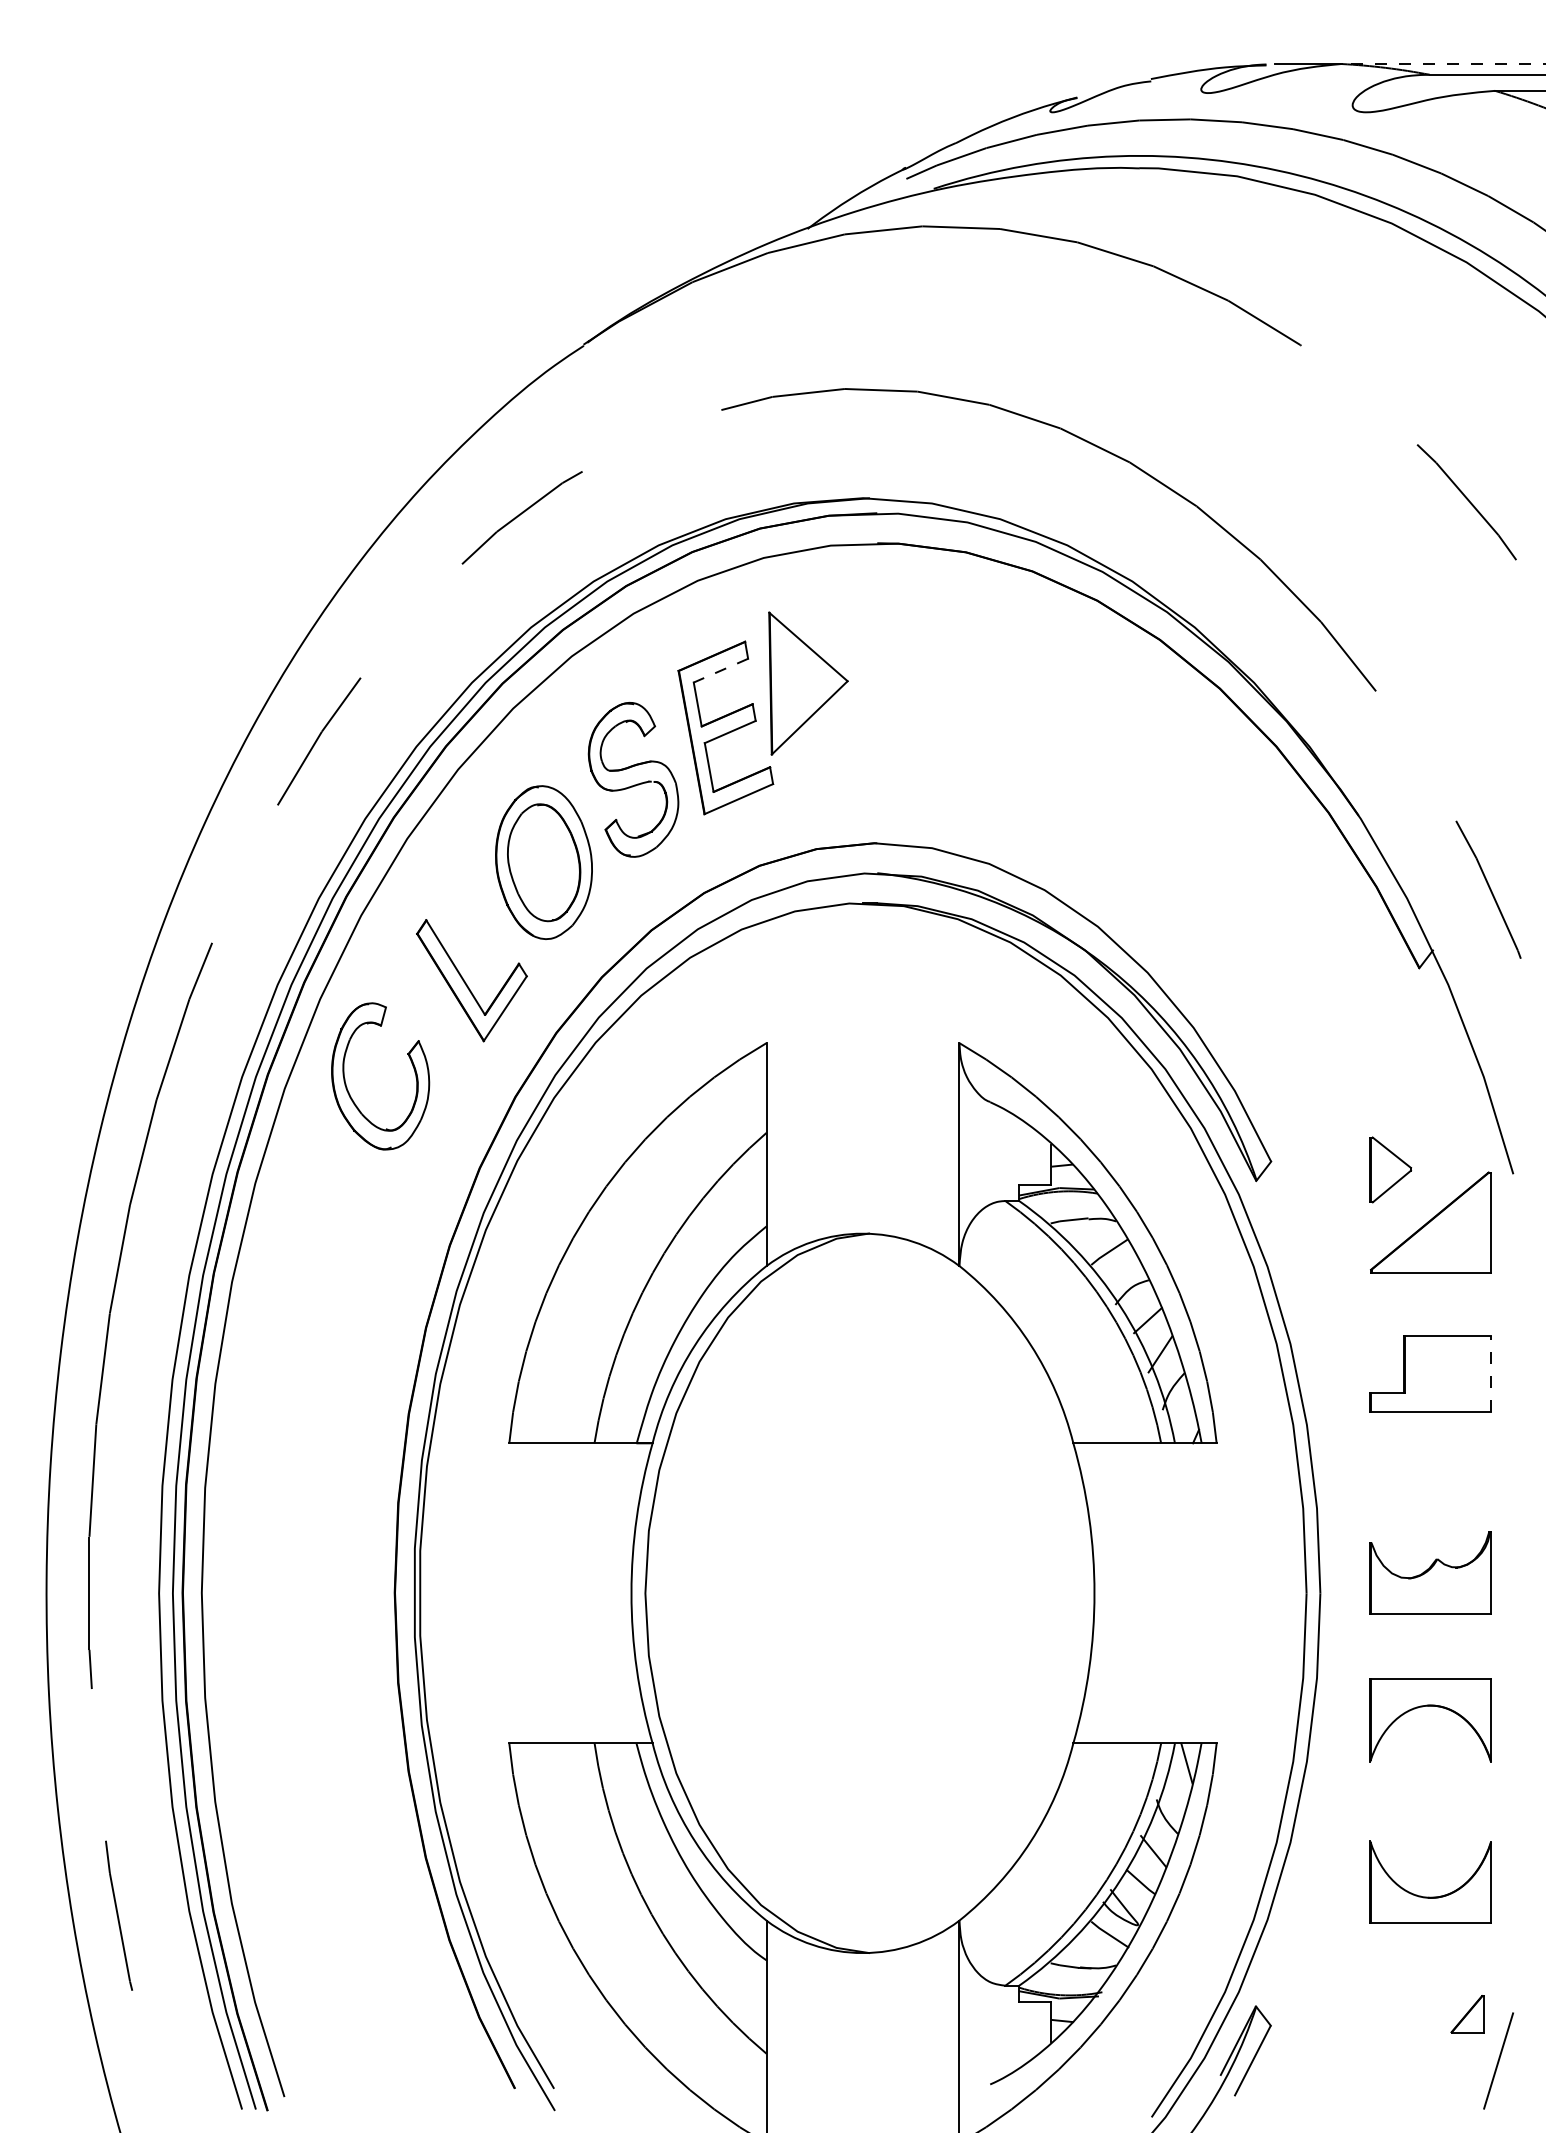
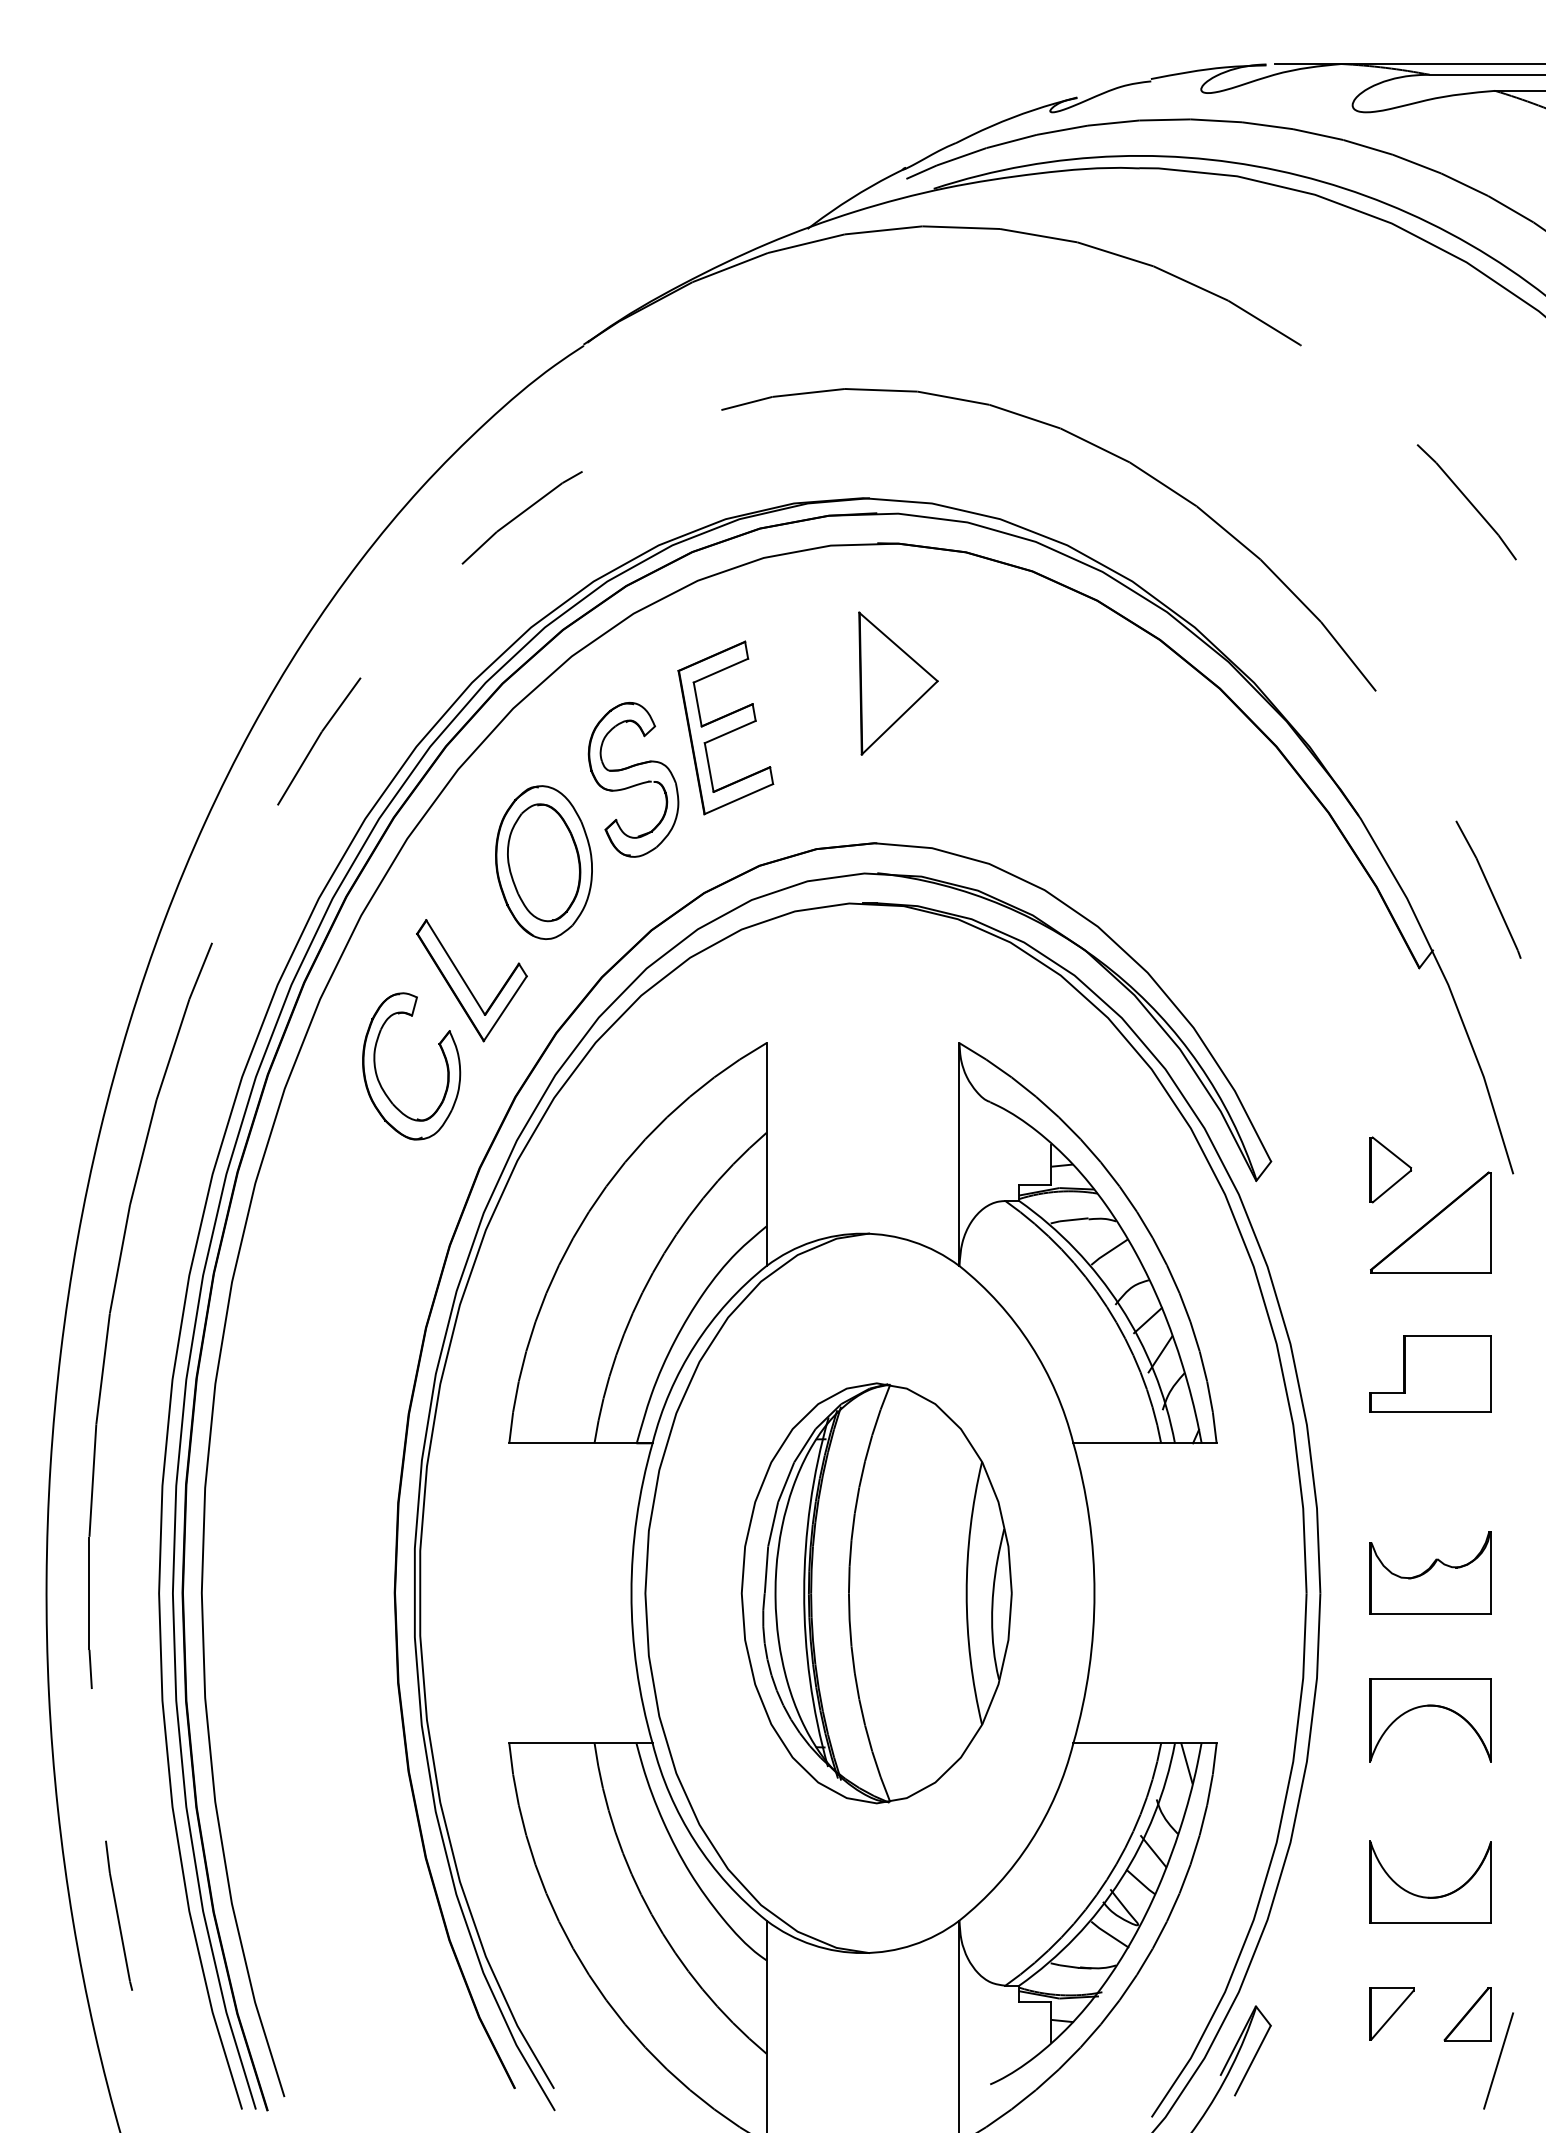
line: dashed -> solid (1443, 63)
line: dashed -> solid (720, 670)
part position: (808, 683) -> (898, 683) (898, 683)
part position: (412, 1066) -> (443, 1056) (443, 1056)
line: dashed -> solid (1490, 1373)
part: none -> present (876, 1593)
part: none -> present (1391, 2013)
part size: 35x39 px -> 49x55 px (1467, 2014)
